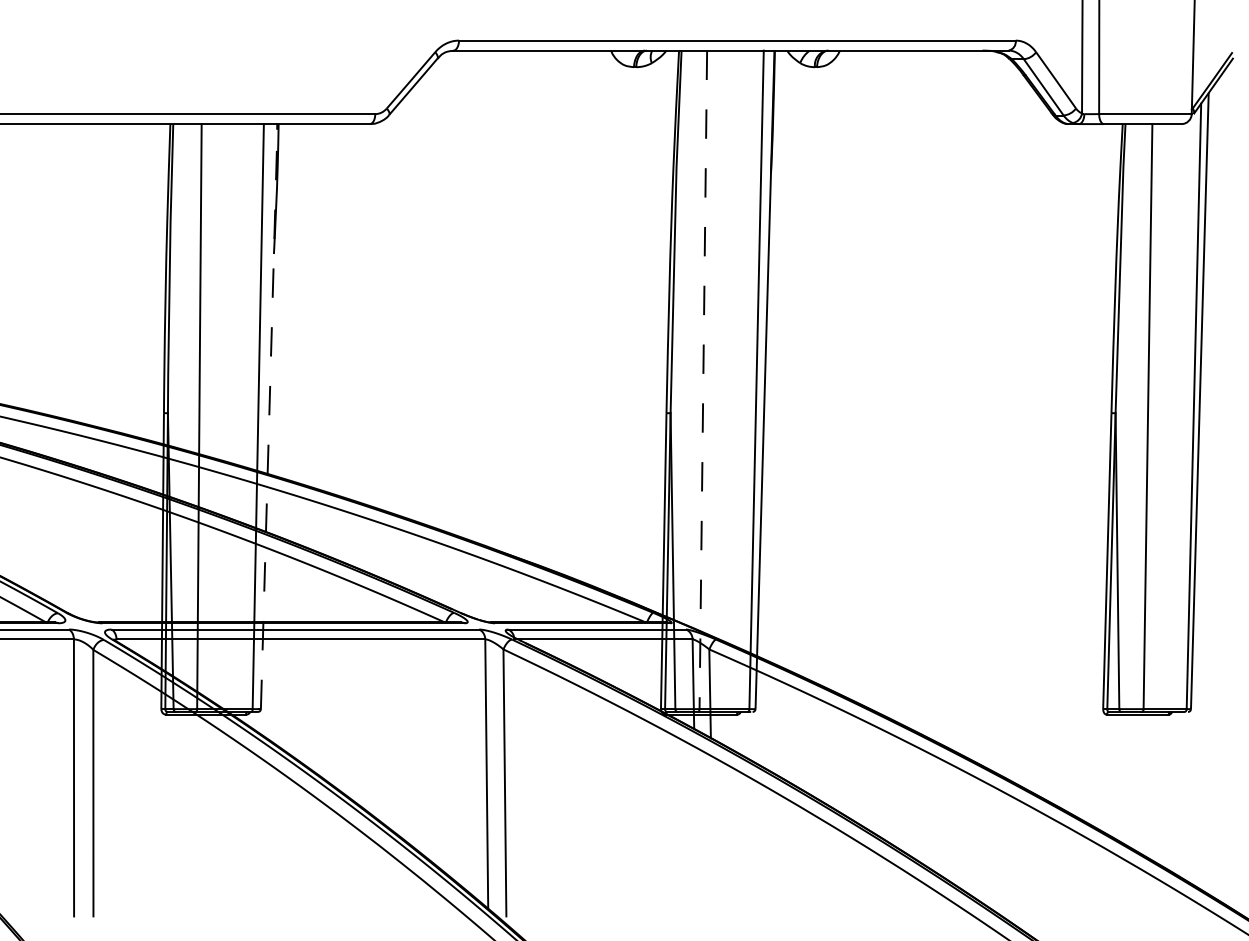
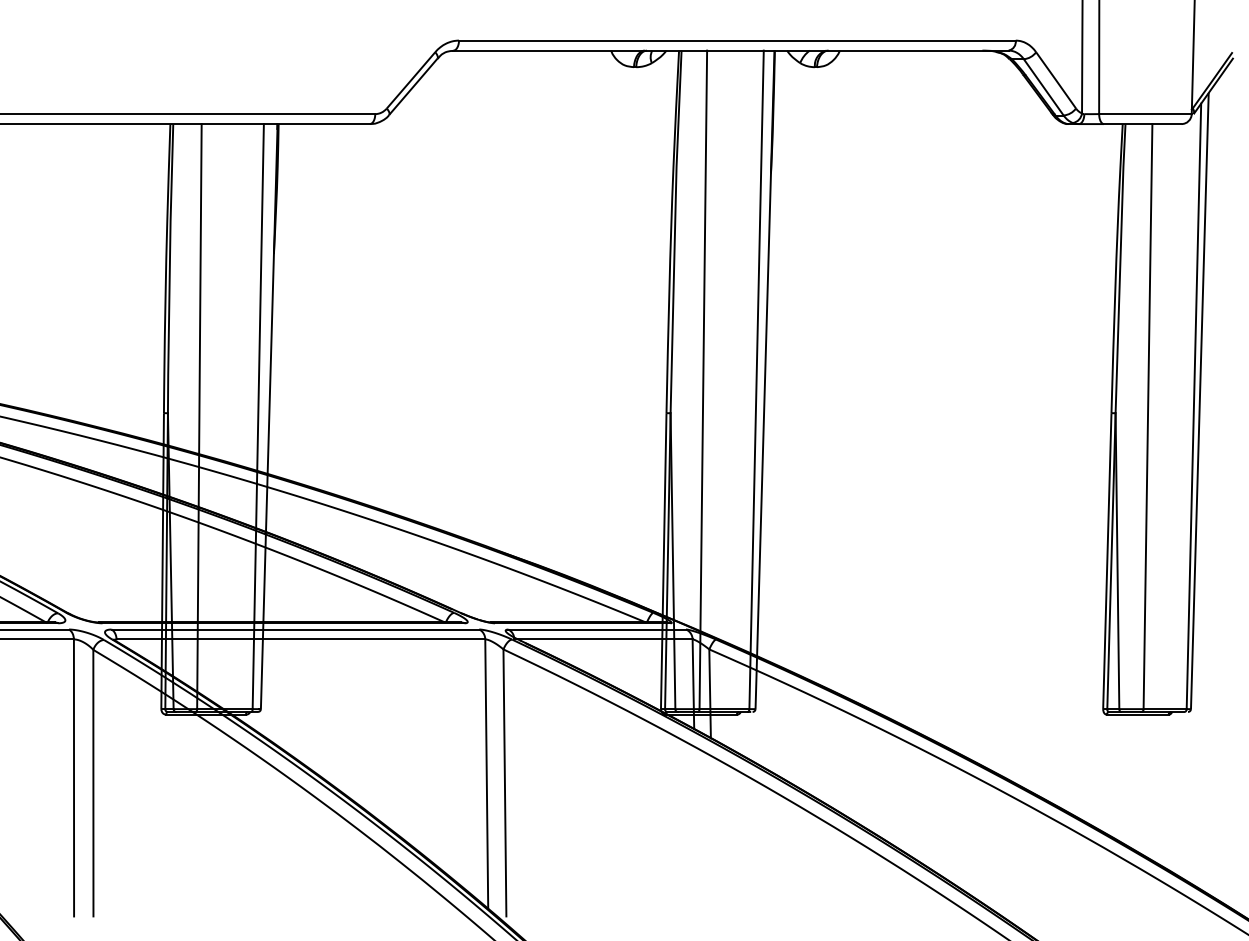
line: dashed -> solid (703, 380)
line: dashed -> solid (269, 418)
